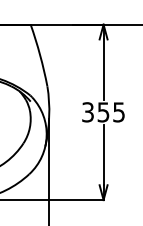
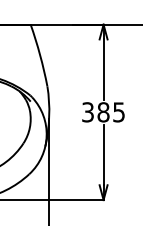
text: 355 -> 385 (103, 112)
